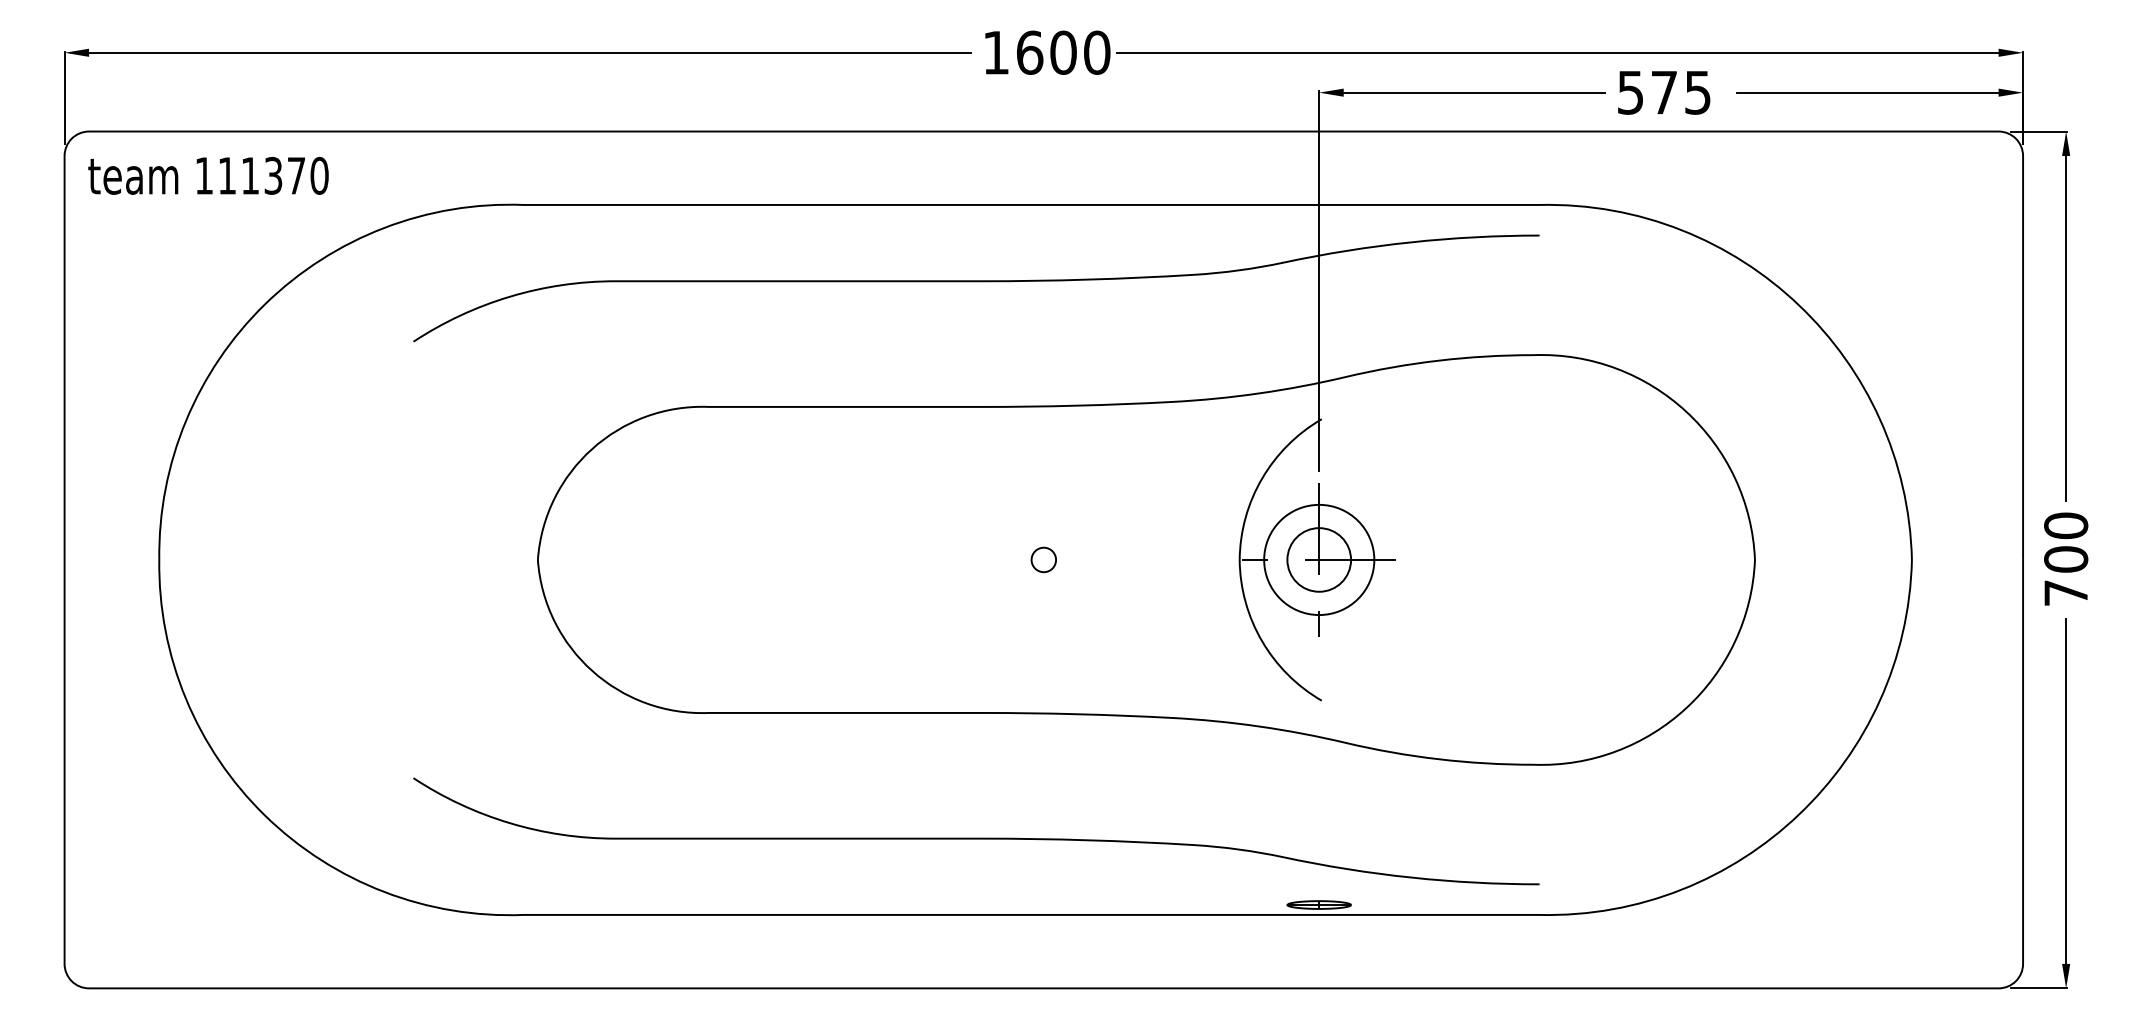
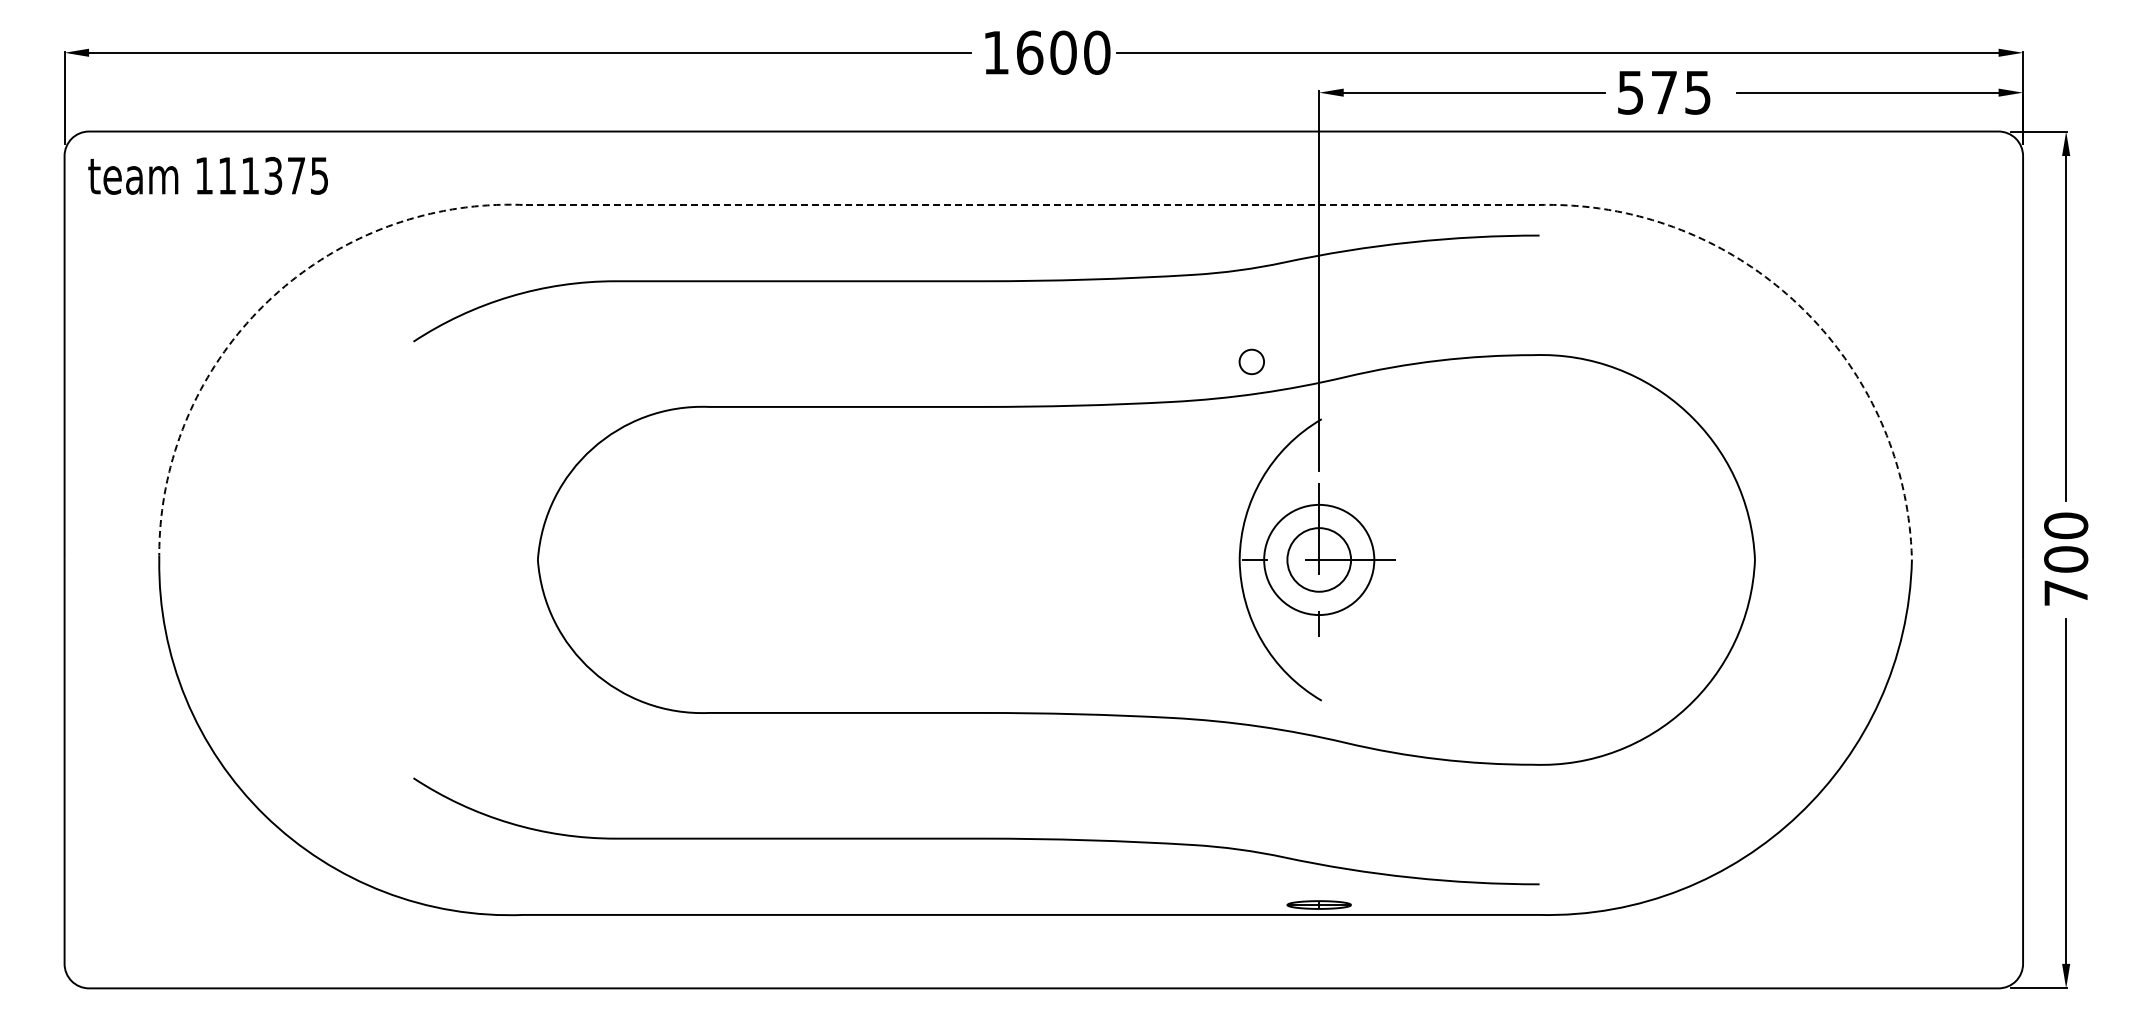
text: 111370 -> 111375 (319, 175)
line: solid -> dashed (1036, 204)
circle position: (1043, 559) -> (1251, 361) (1251, 361)
